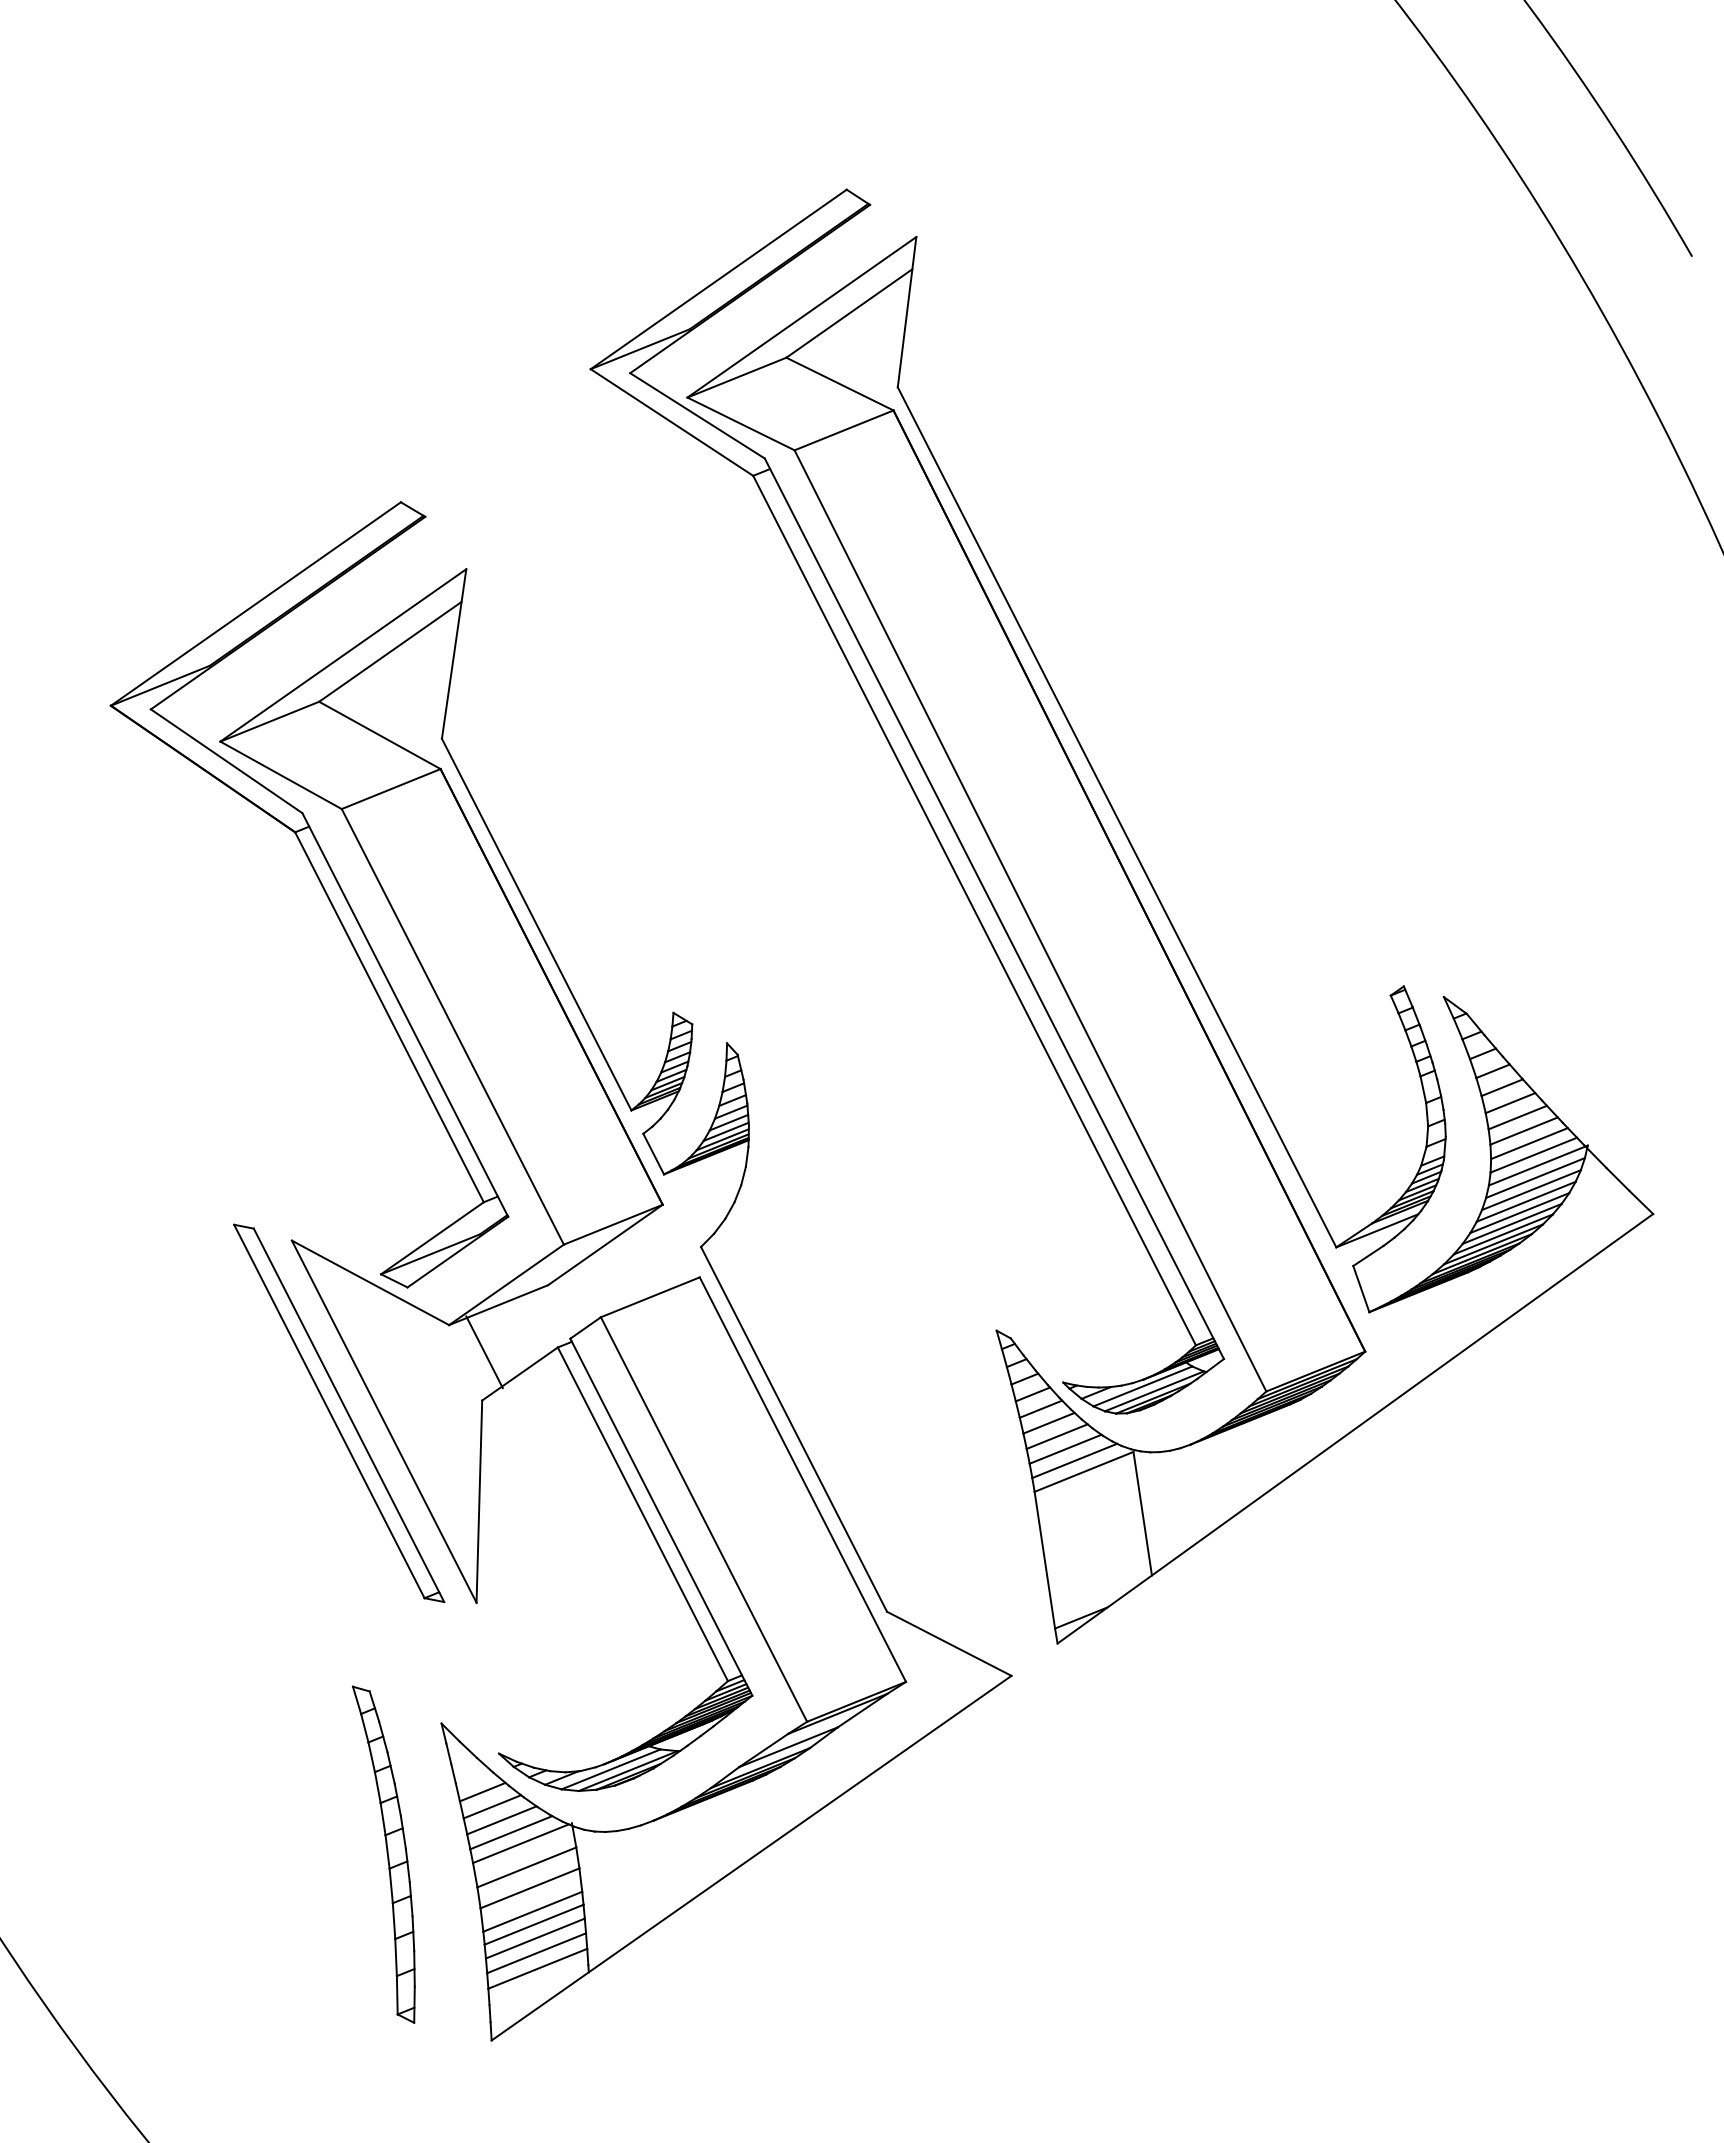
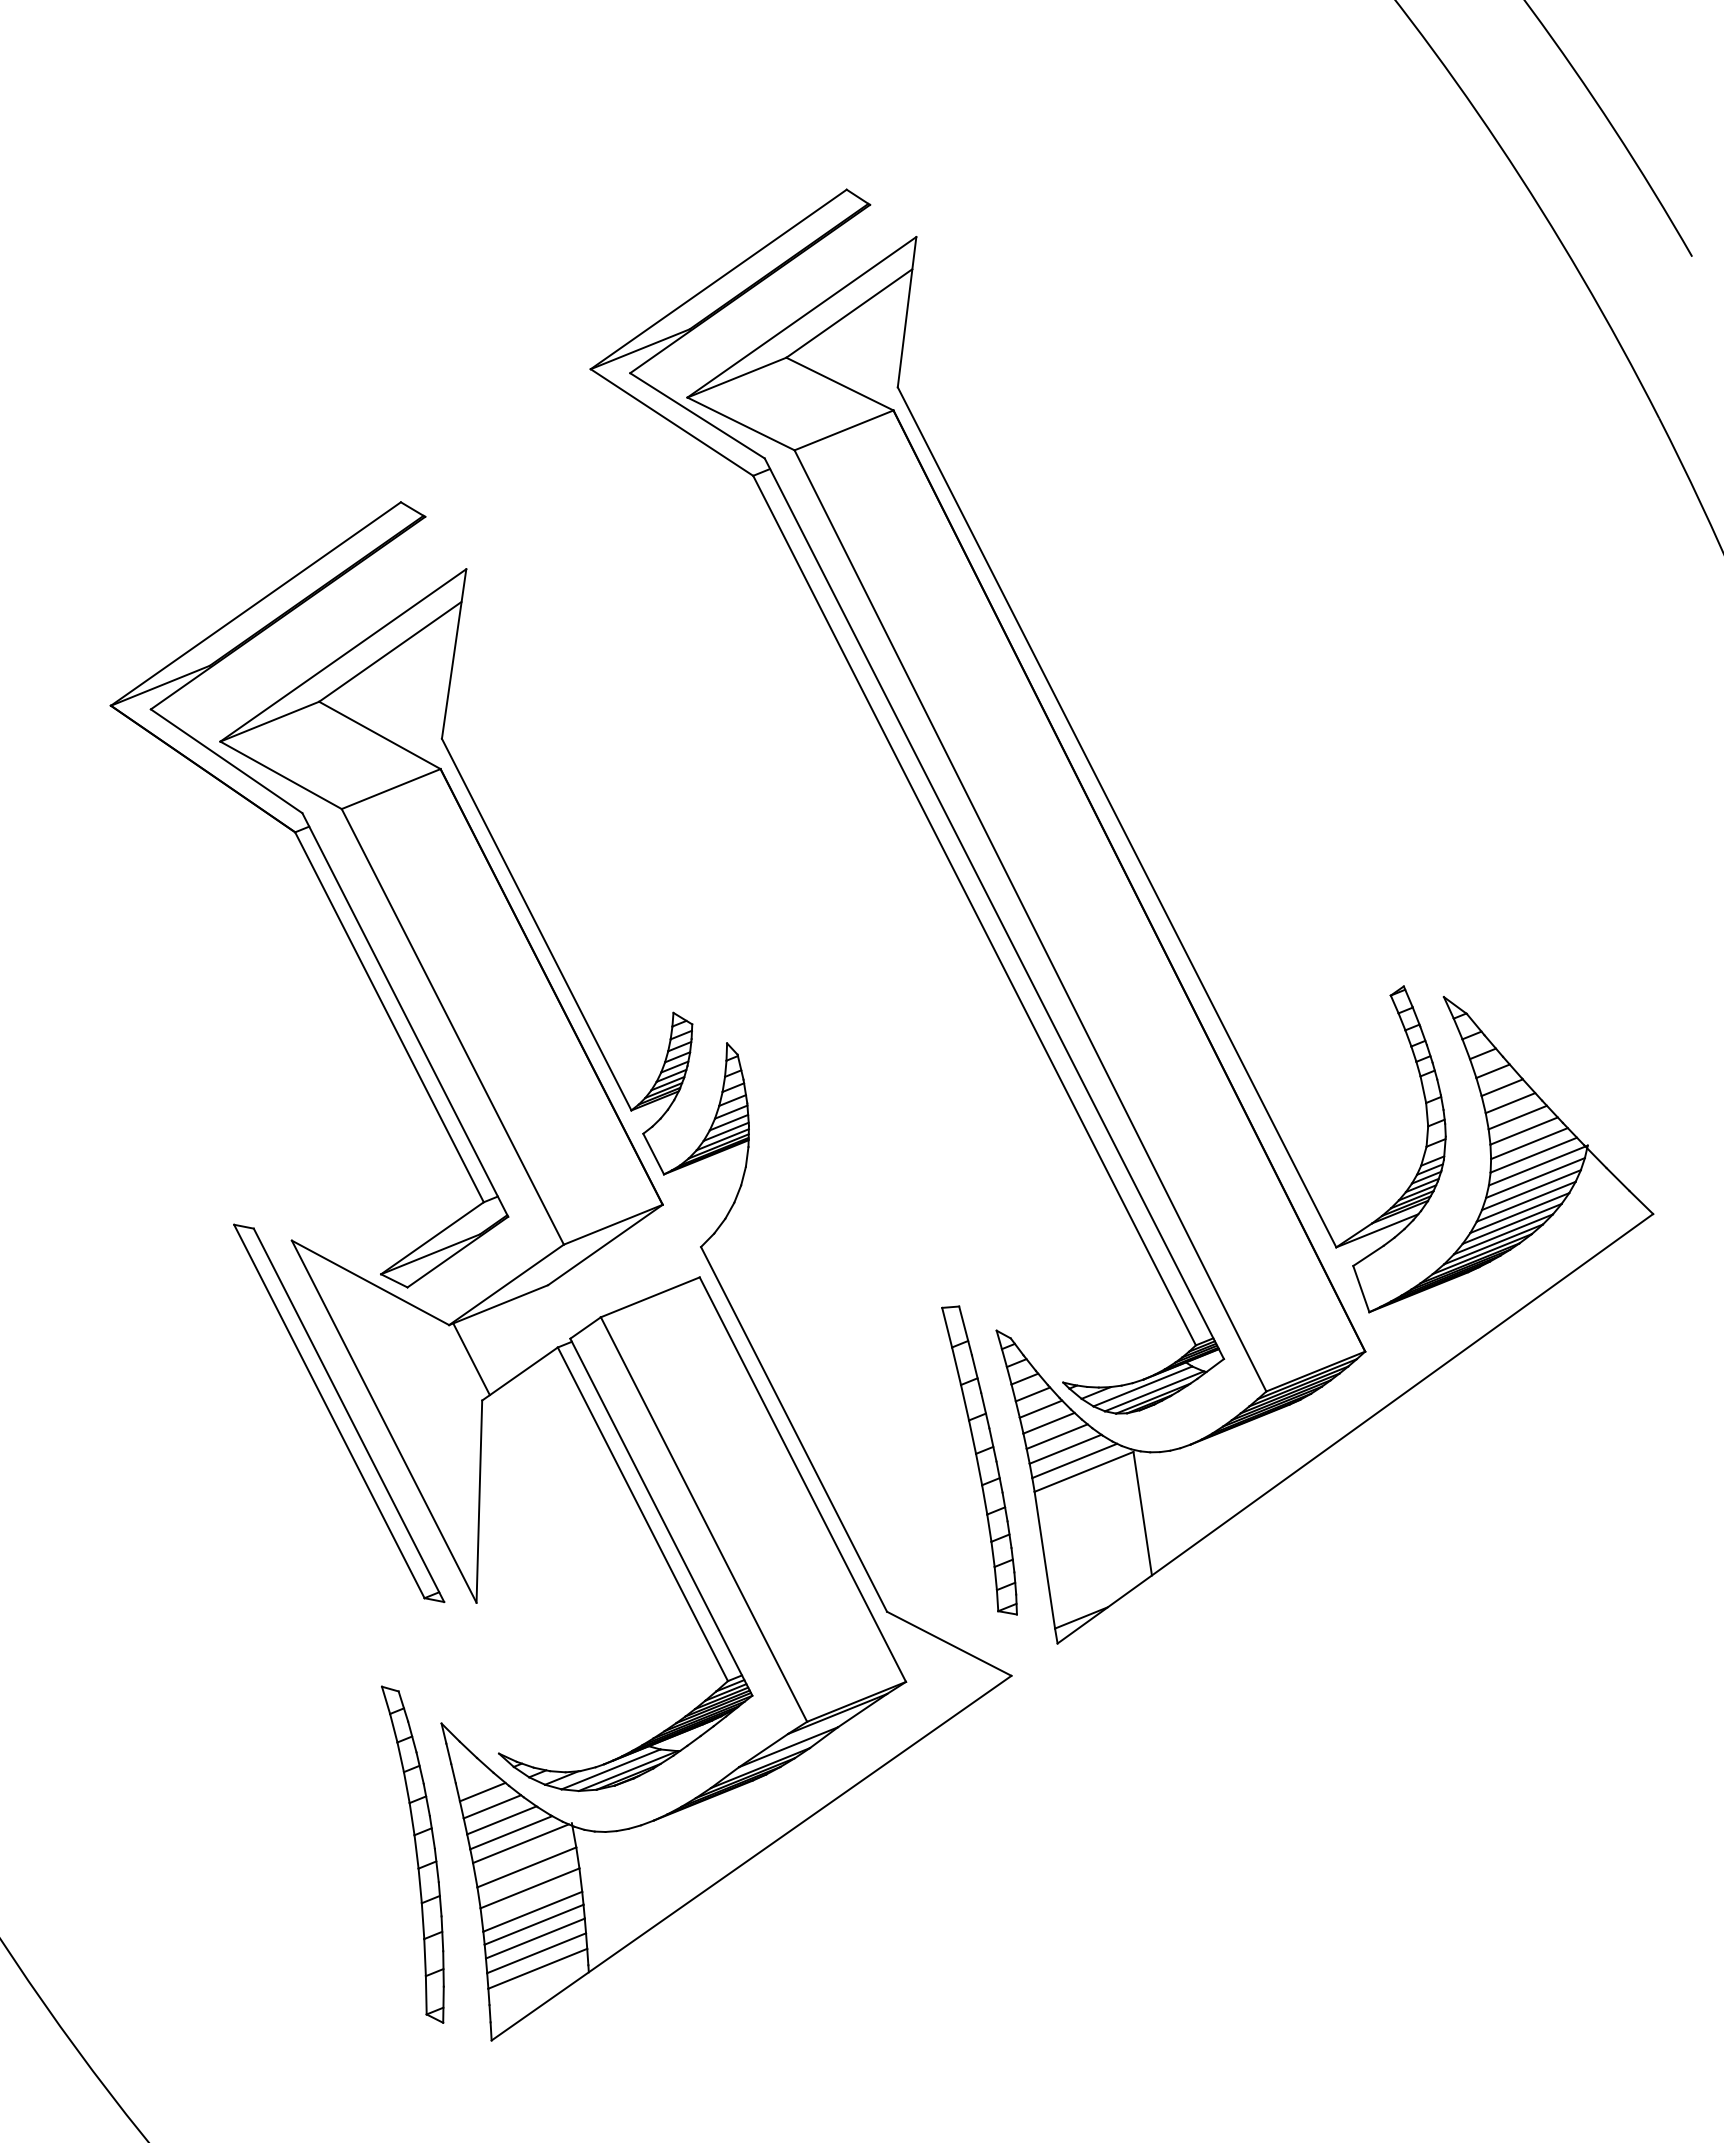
line position: (484, 1352) -> (471, 1359) (471, 1359)
part: none -> present (979, 1460)
part position: (383, 1854) -> (412, 1854) (412, 1854)
